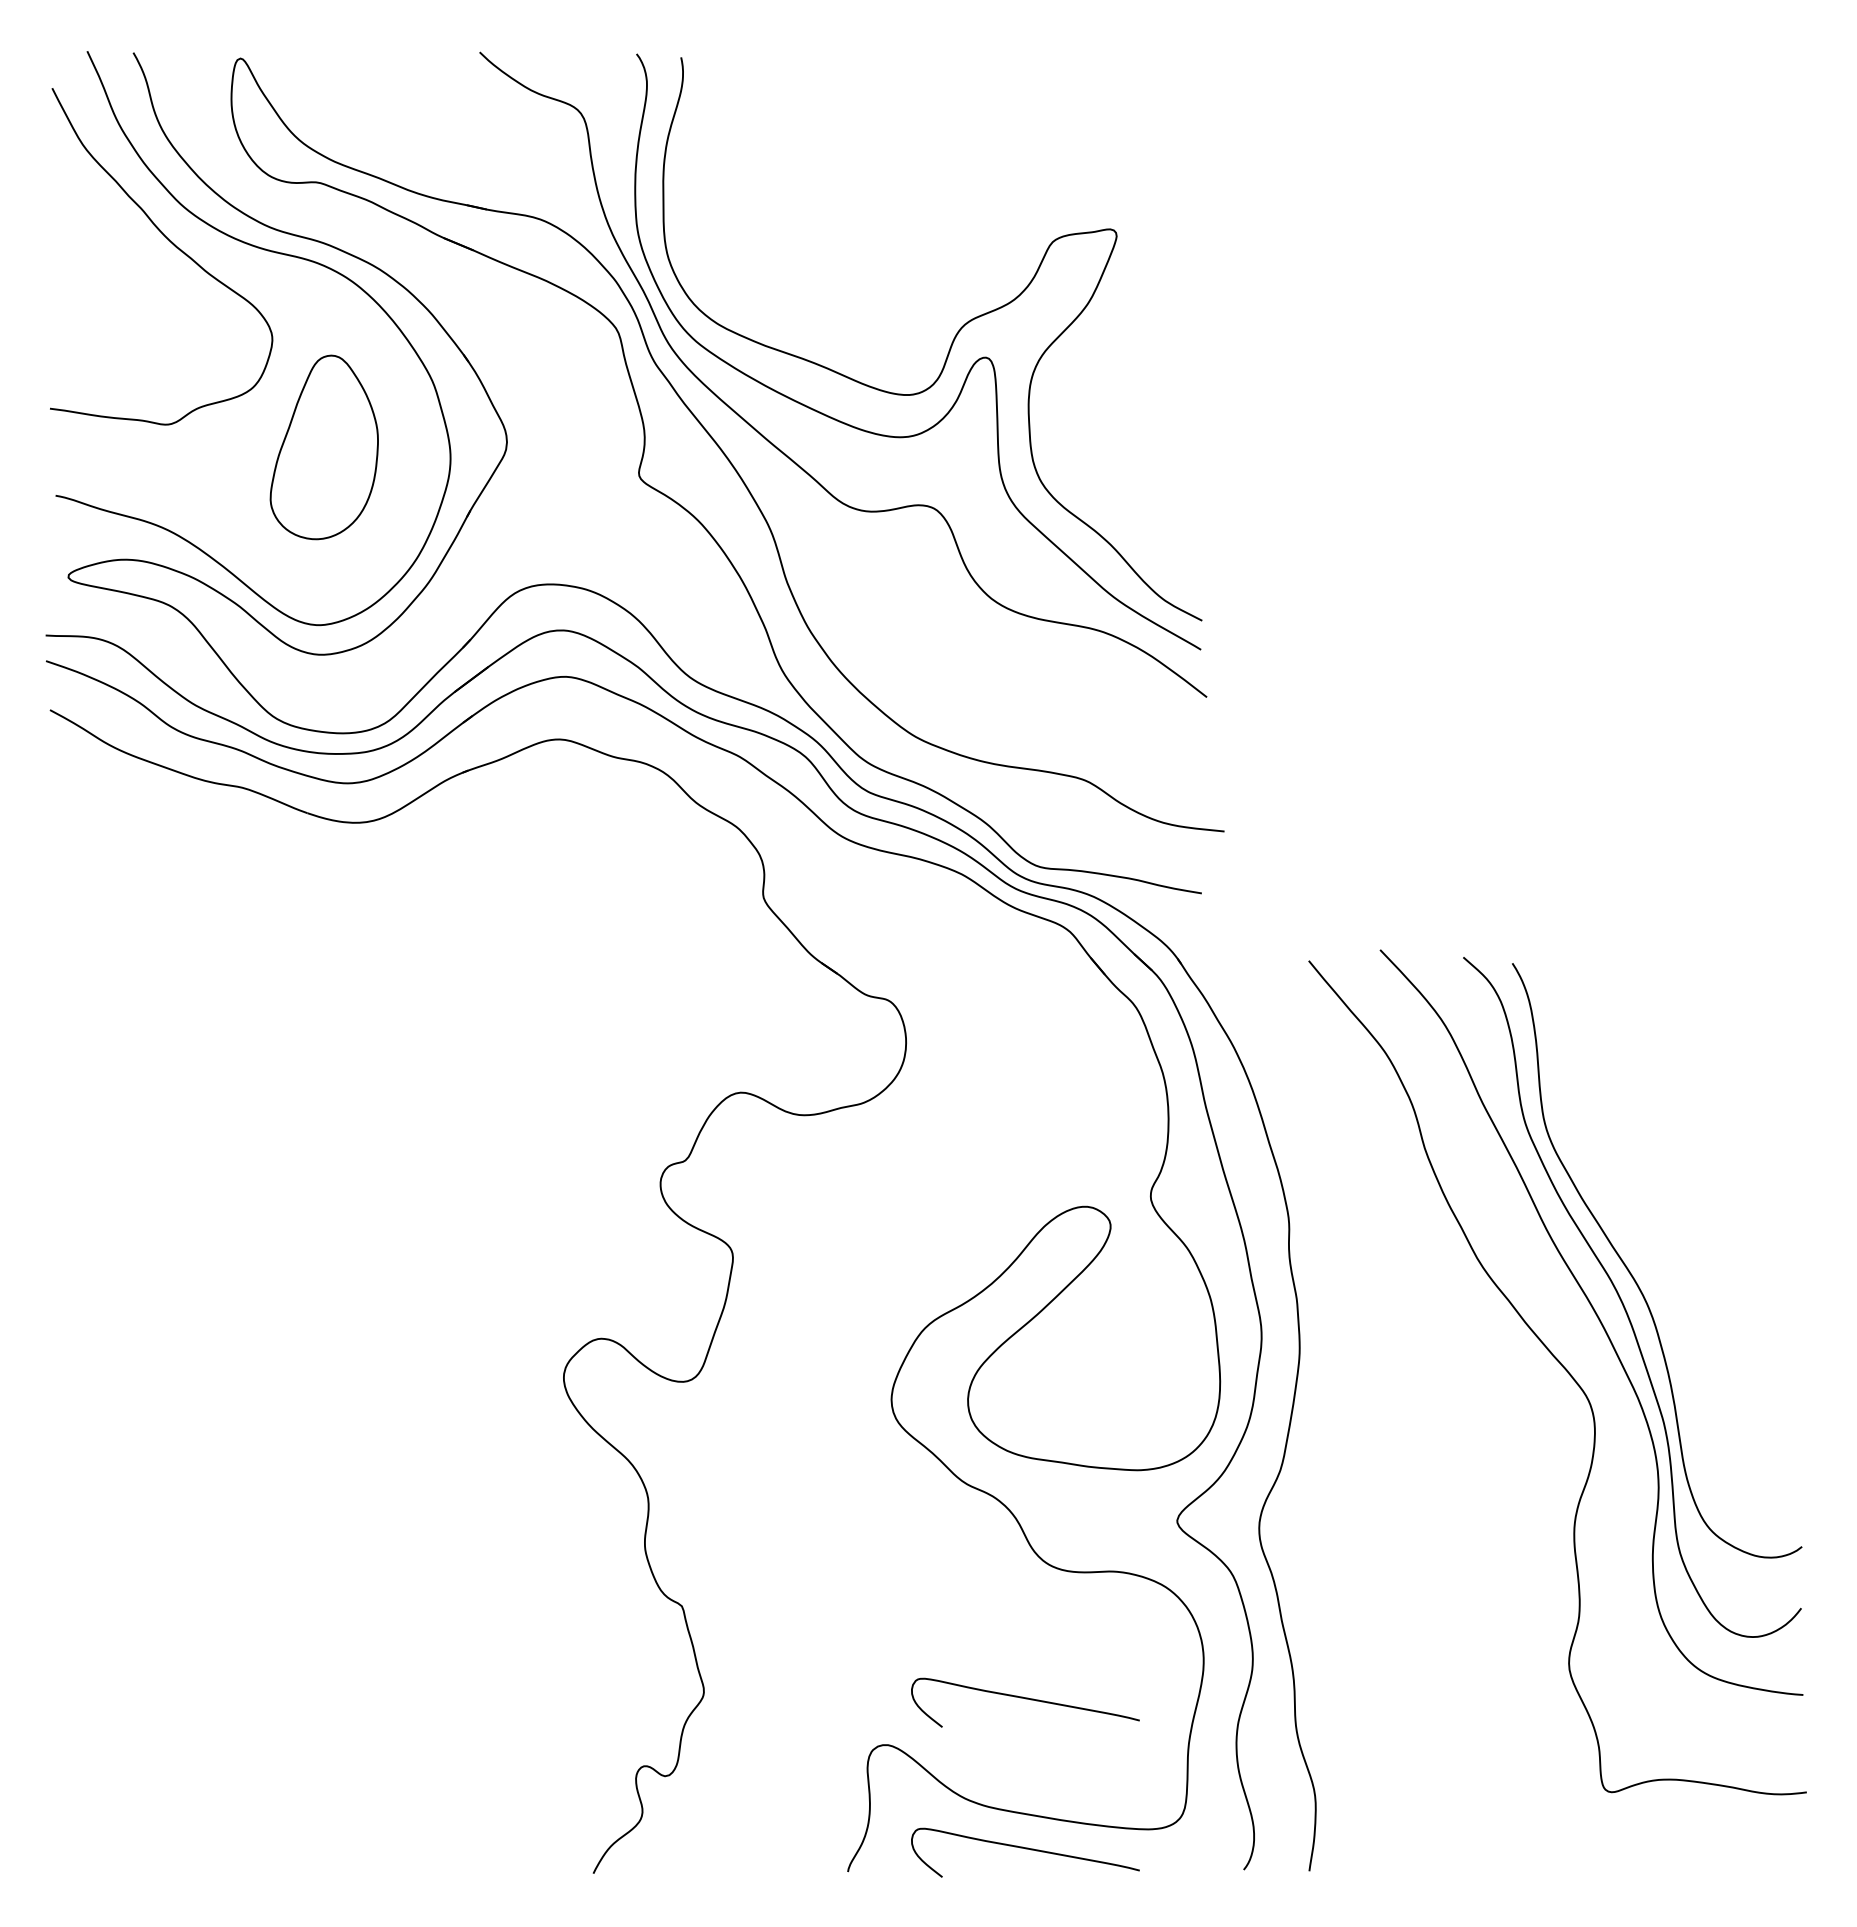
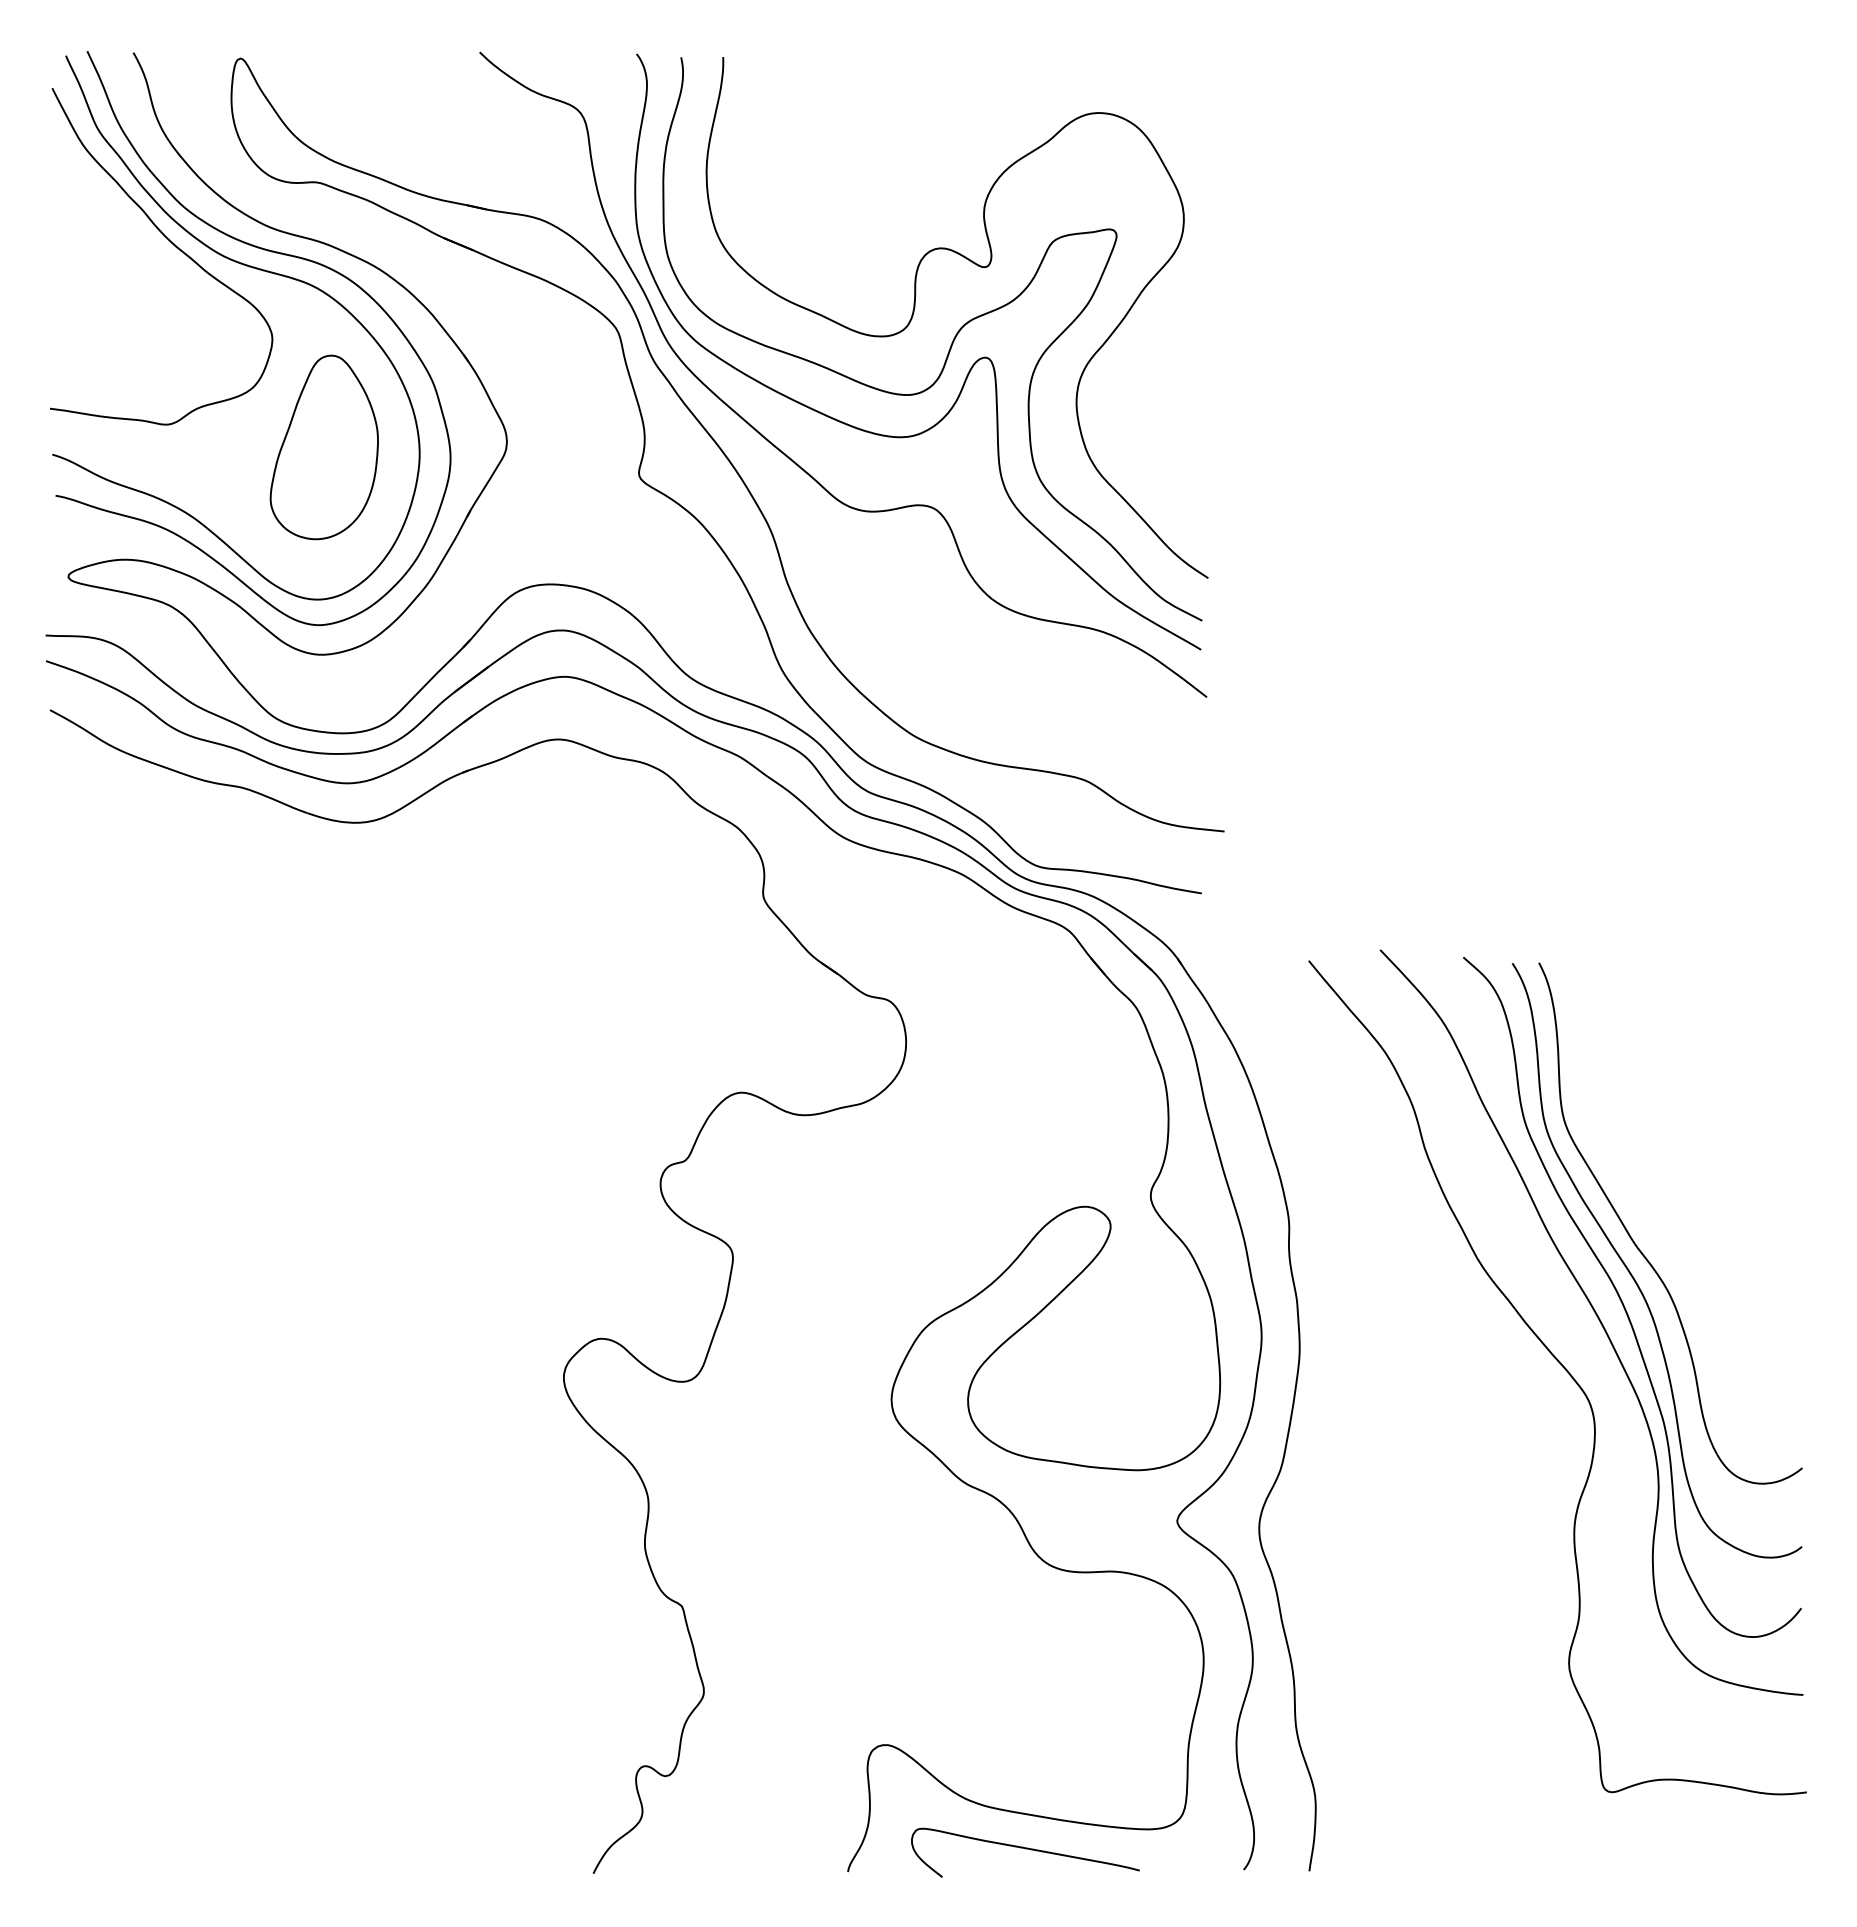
curve: none -> present (252, 268)
curve: none -> present (915, 308)
part: none -> present (1637, 1245)
curve: present -> none (1025, 1699)
